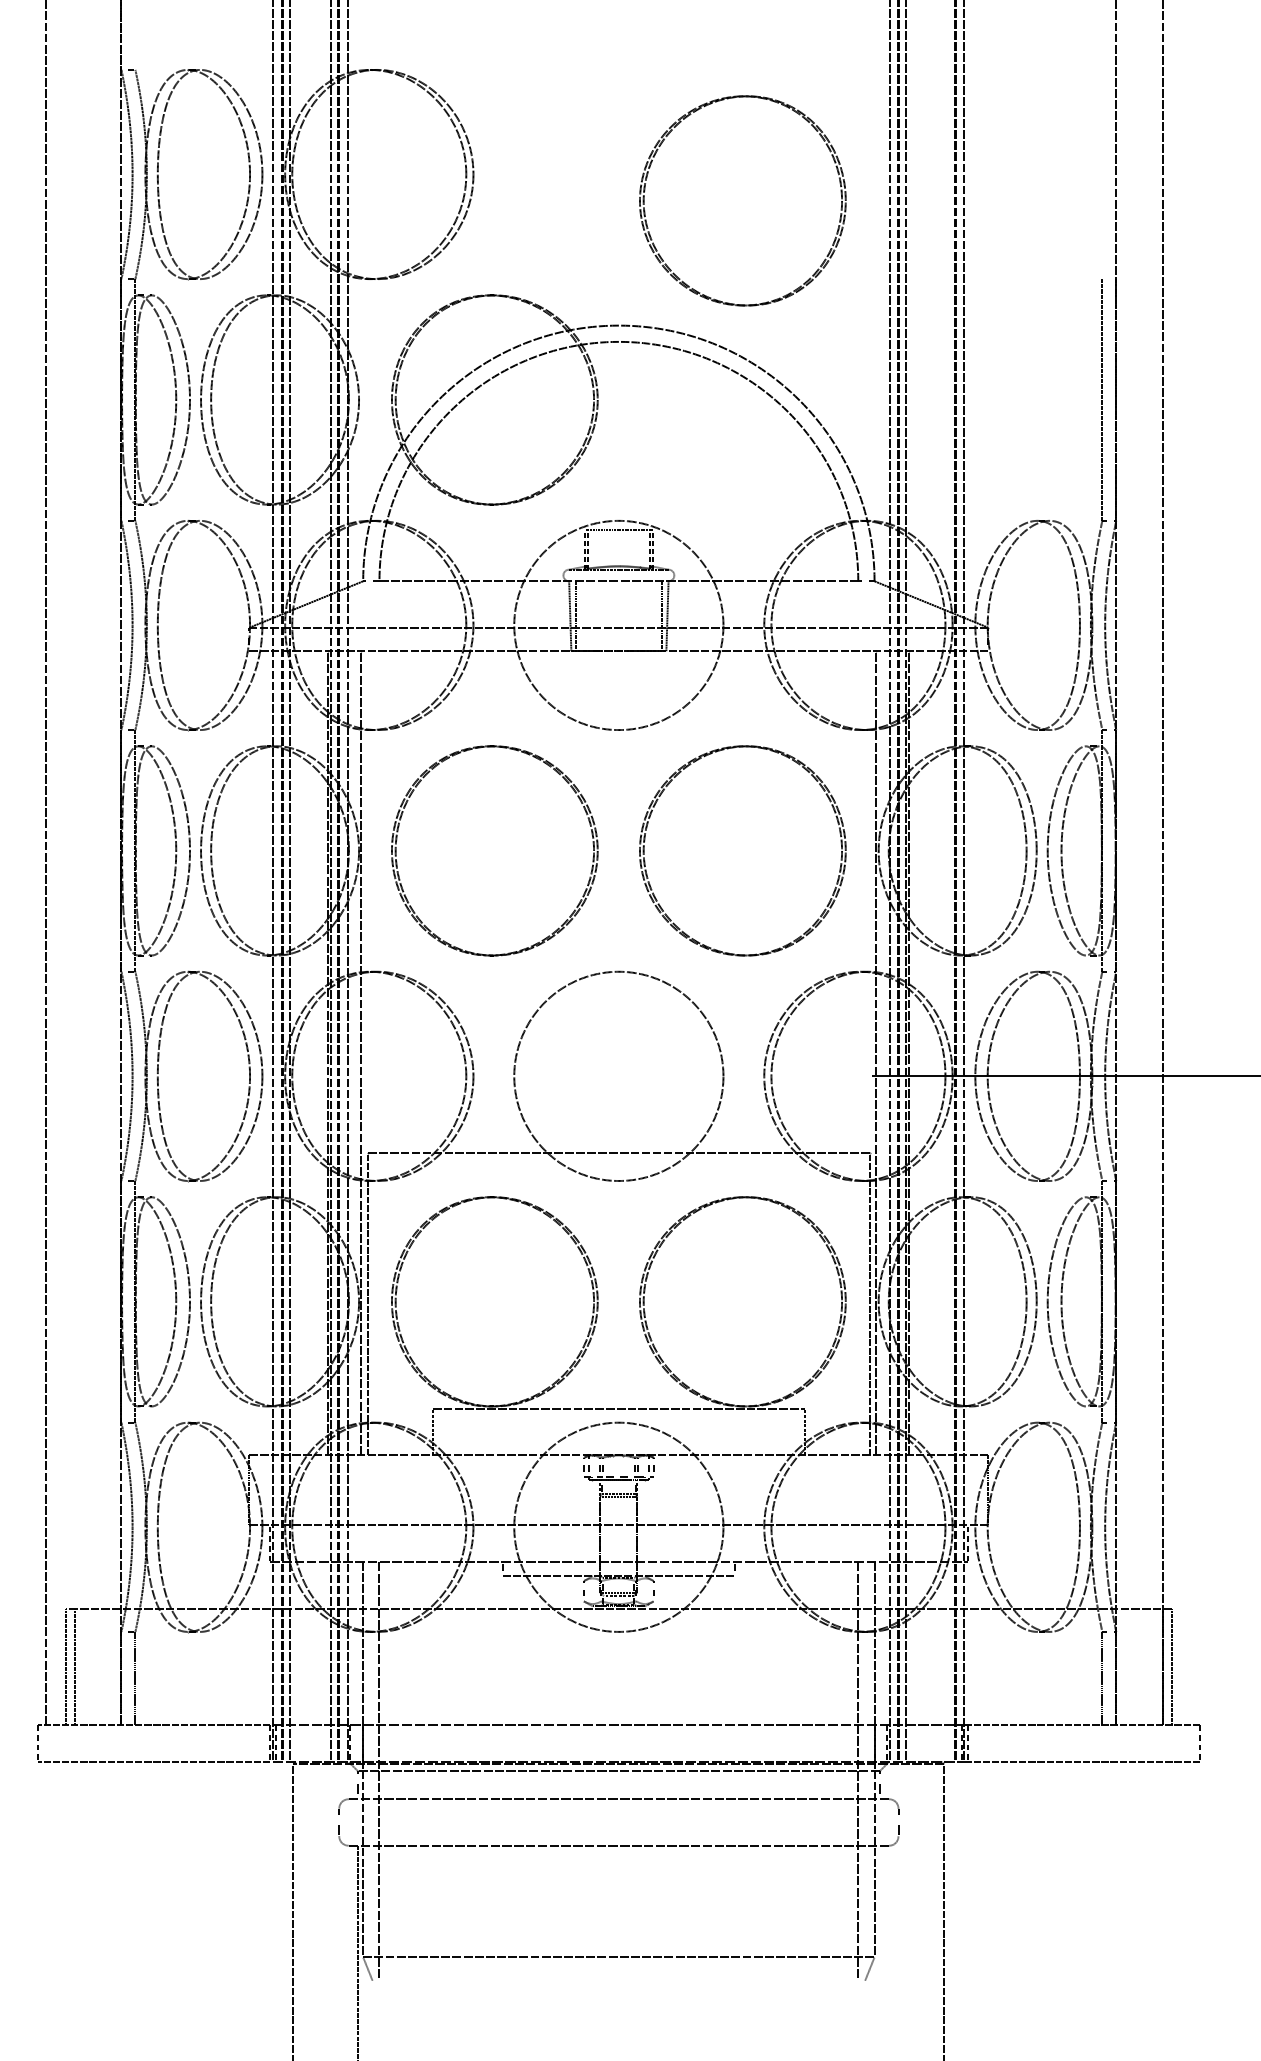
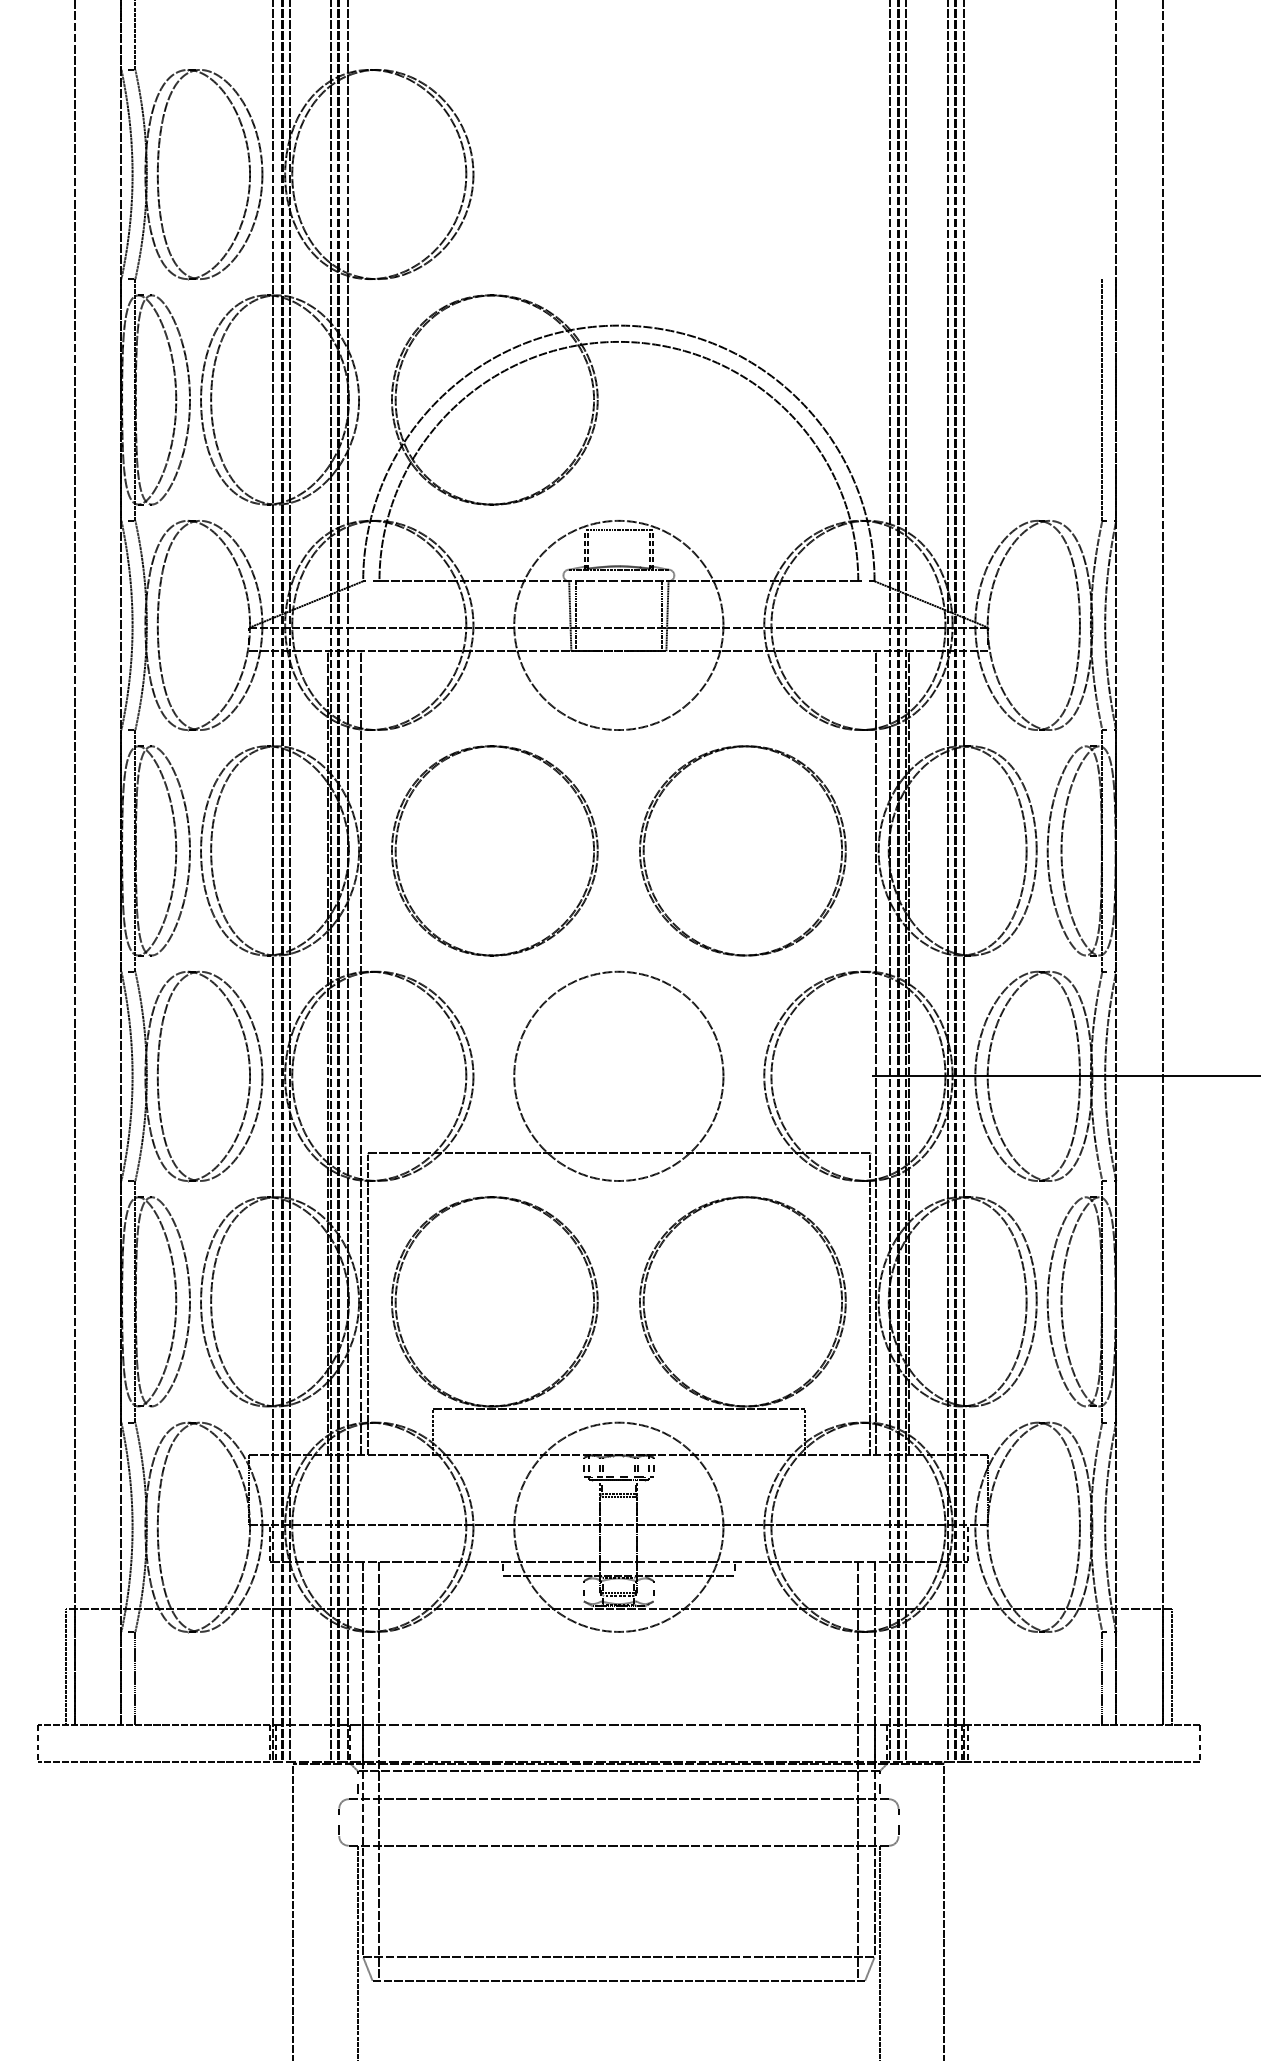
line: none -> present (135, 35)
part: present -> none (645, 191)
line position: (45, 863) -> (74, 863) (74, 863)
line: none -> present (948, 882)
line: none -> present (879, 1951)
line: none -> present (618, 1980)
